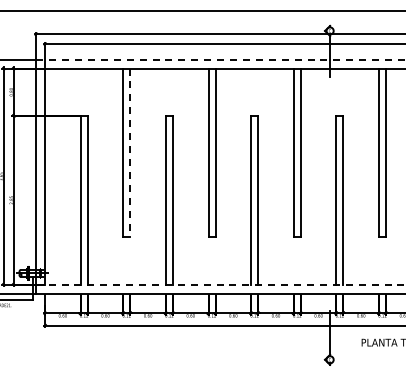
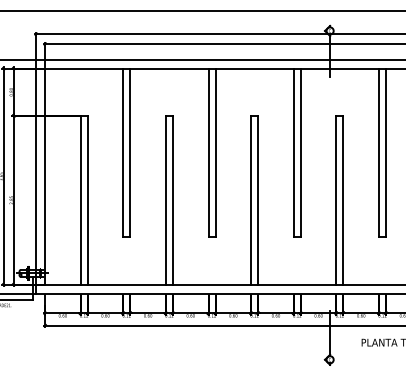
line: dashed -> solid (221, 59)
line: dashed -> solid (130, 153)
line: dashed -> solid (225, 284)
